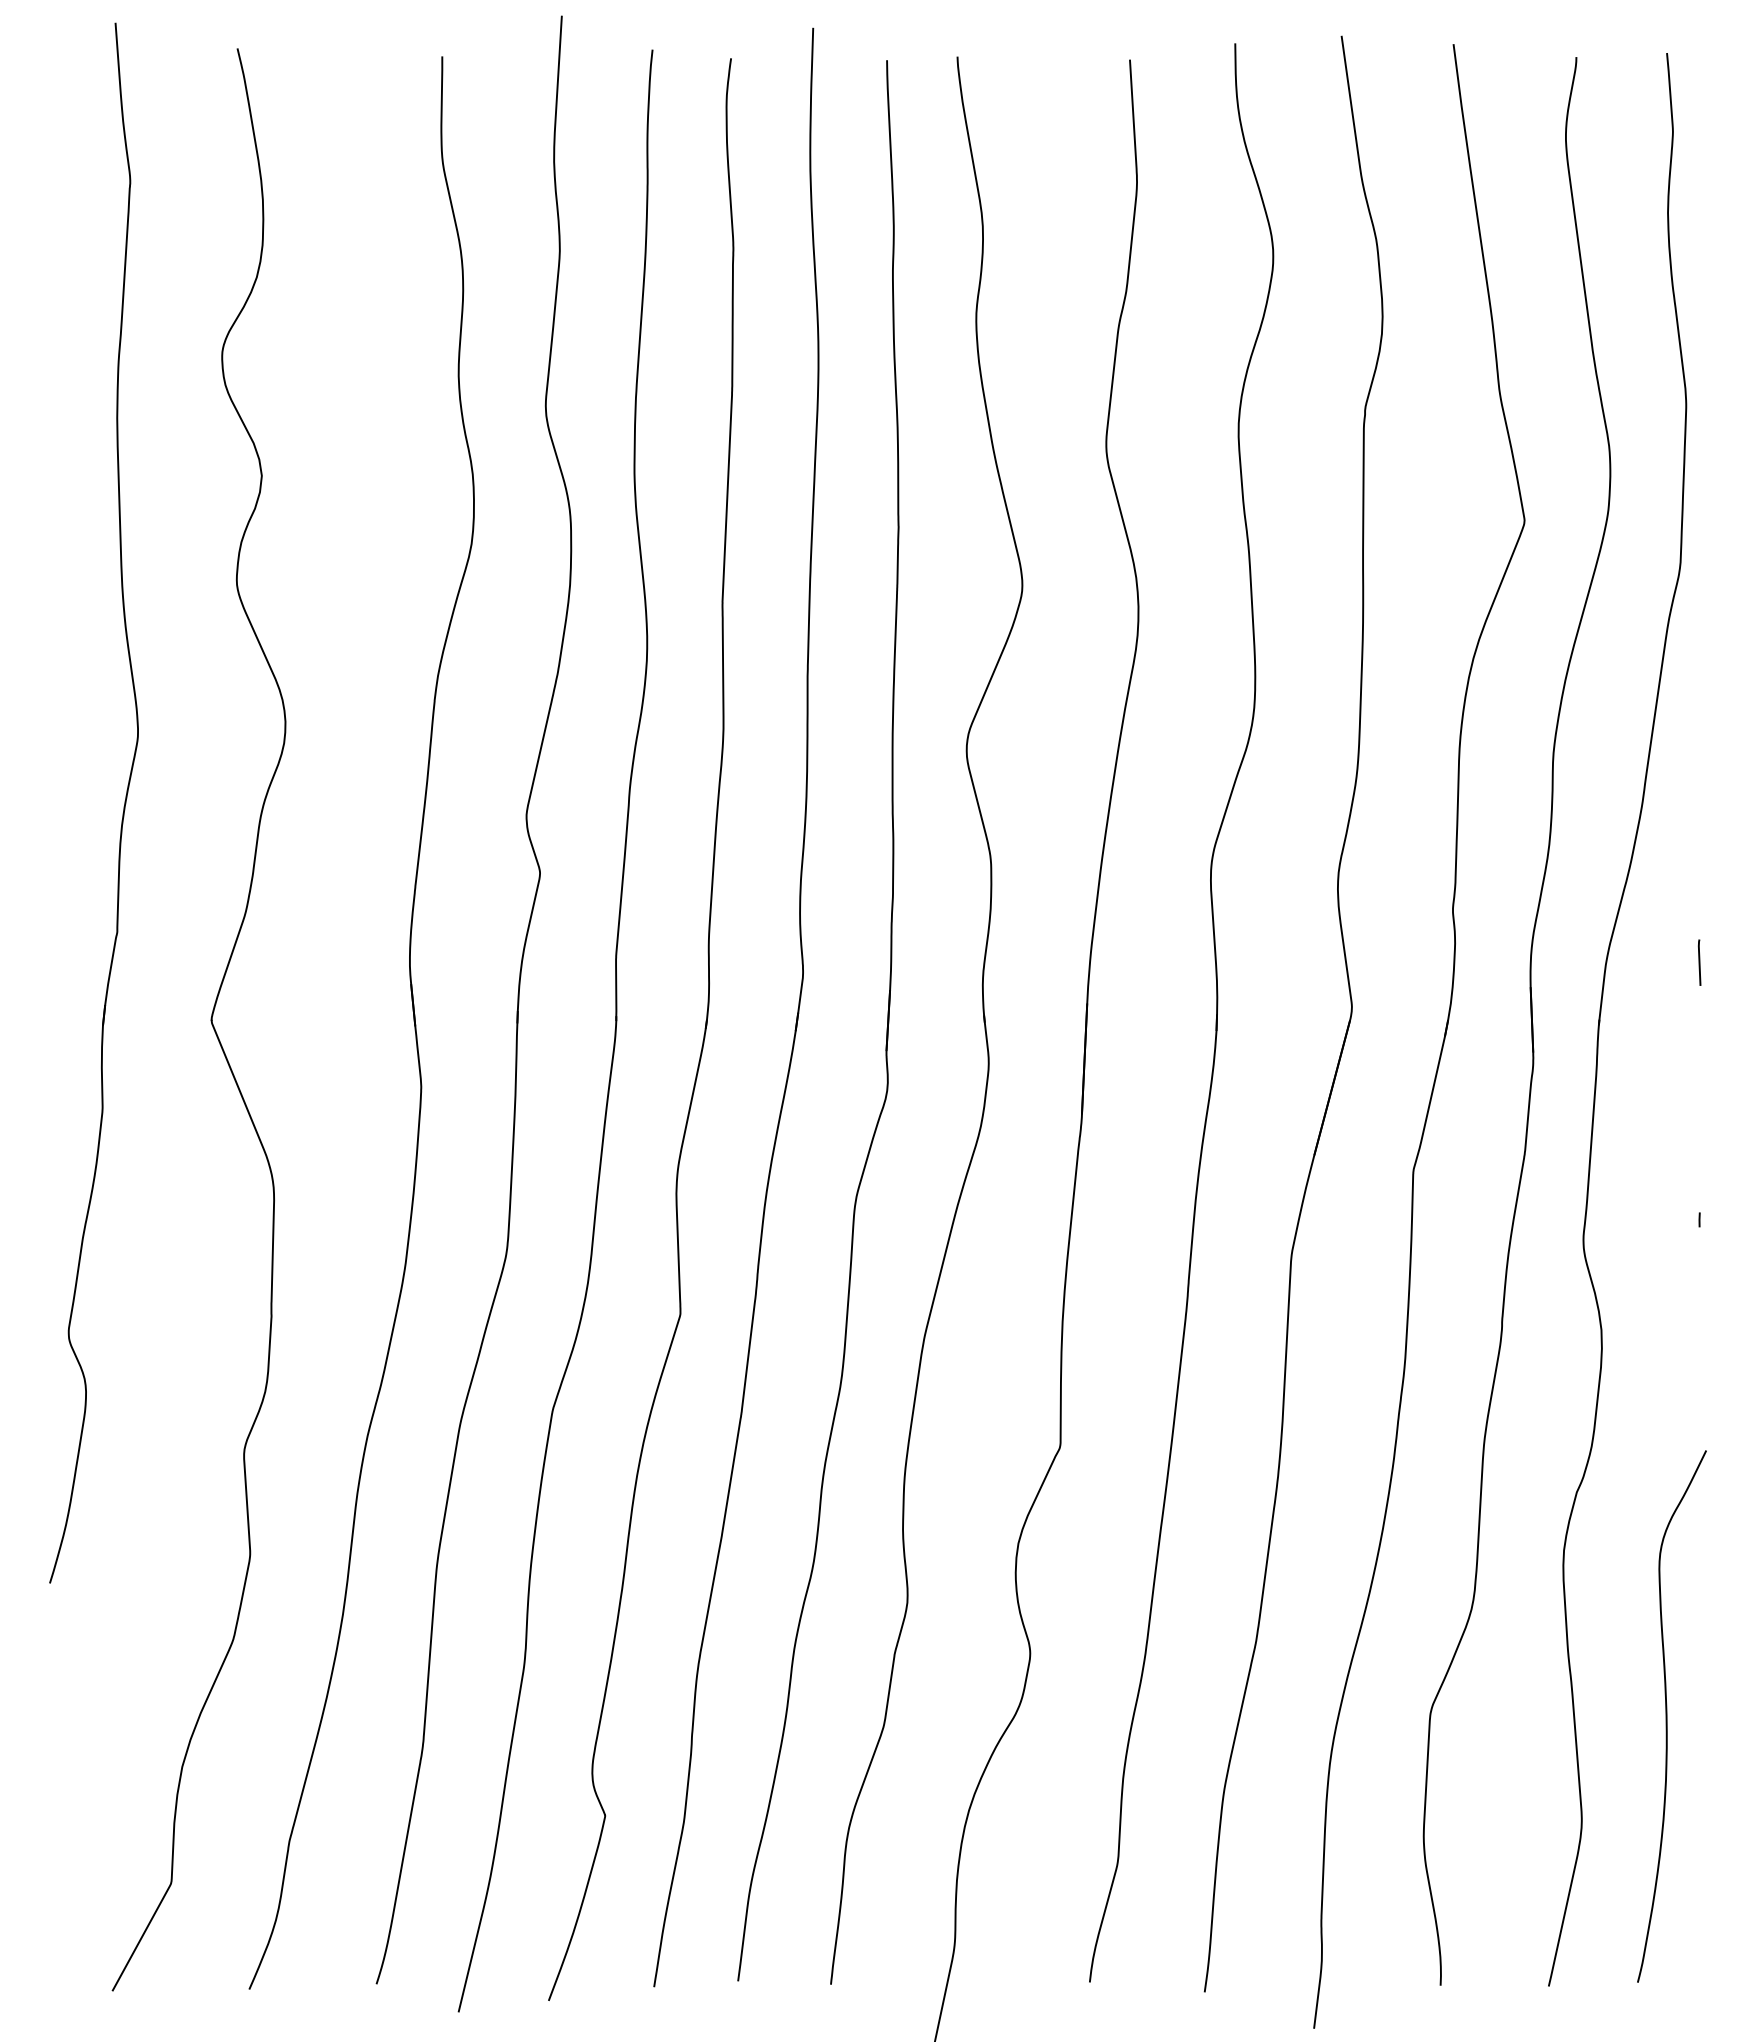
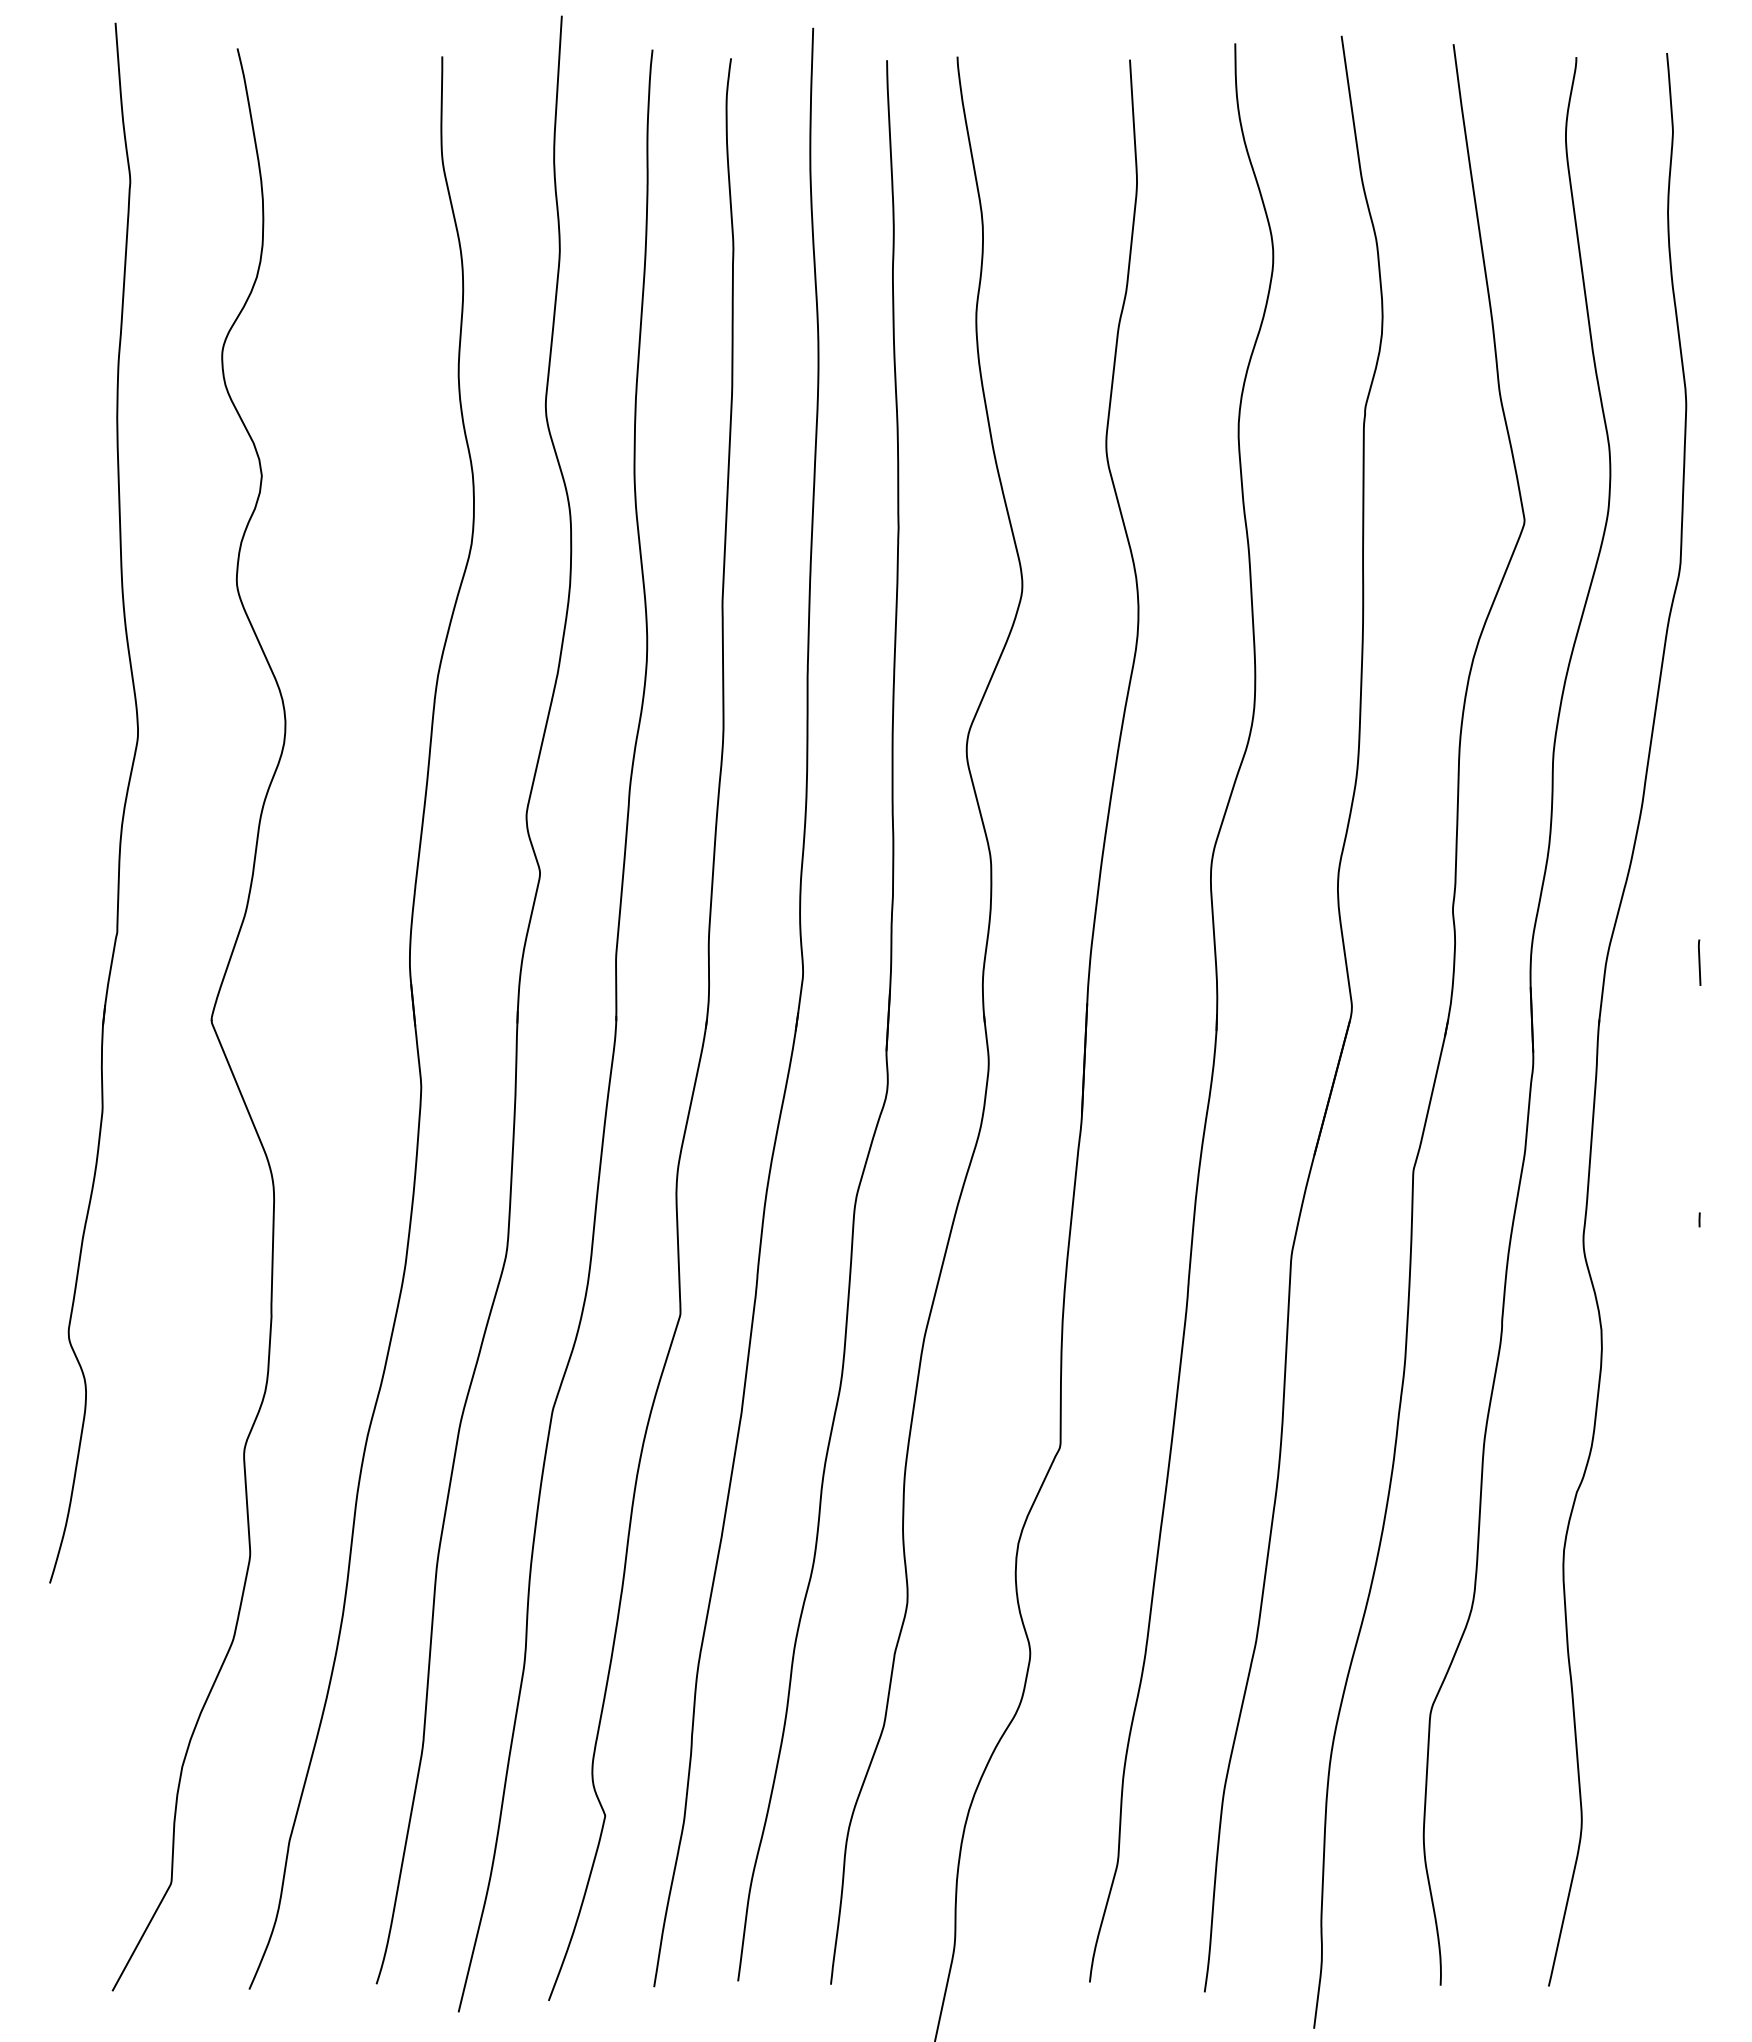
curve: present -> none (1667, 1716)
